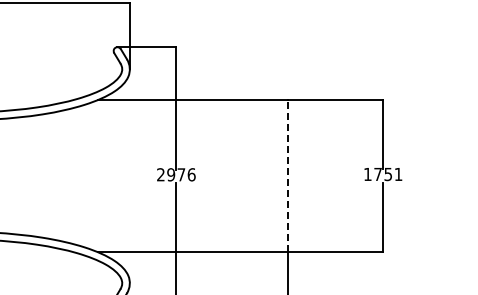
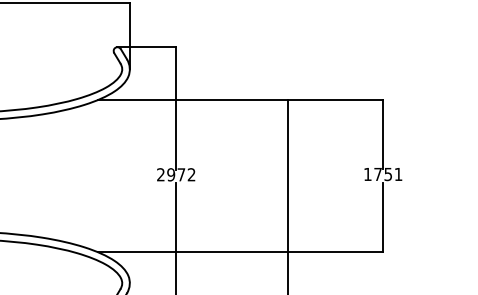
text: 2976 -> 2972 (191, 174)
line: dashed -> solid (287, 175)
